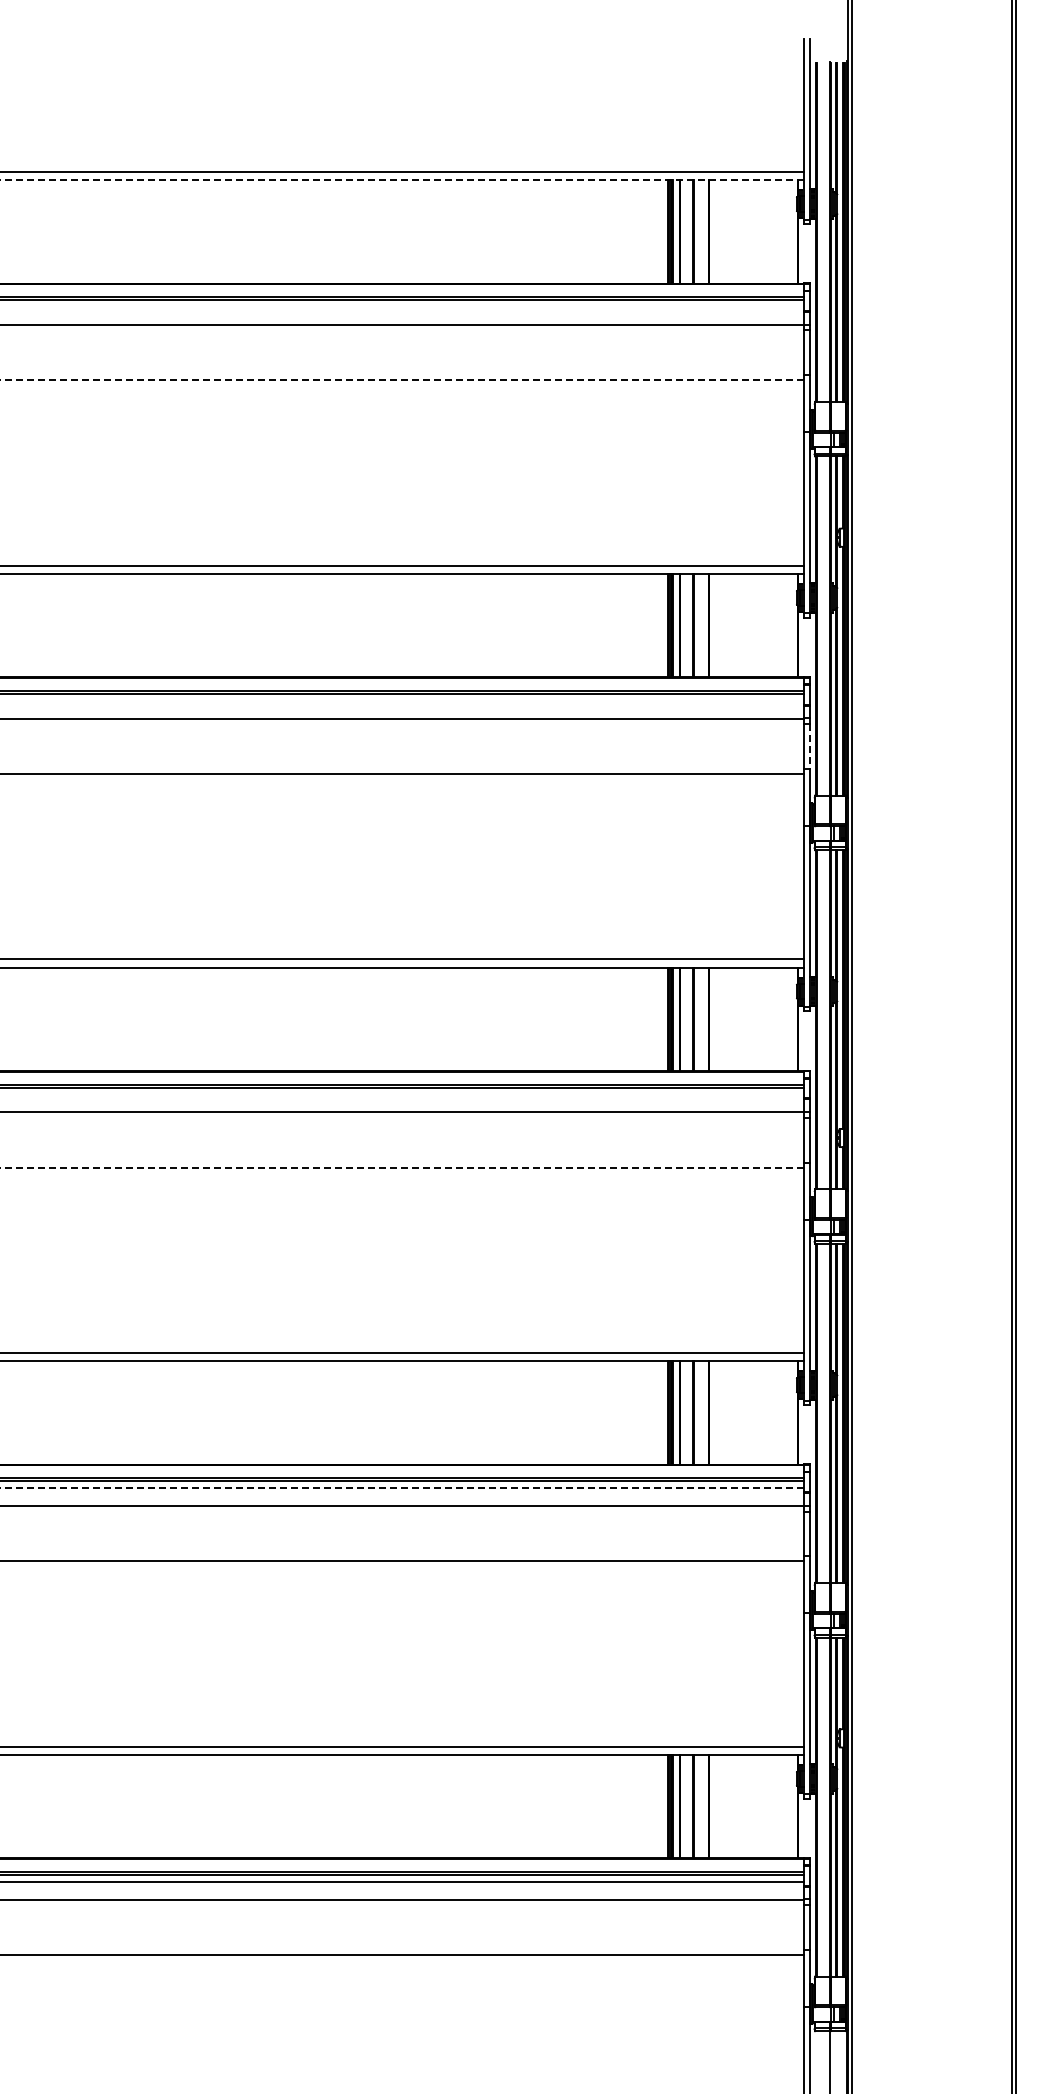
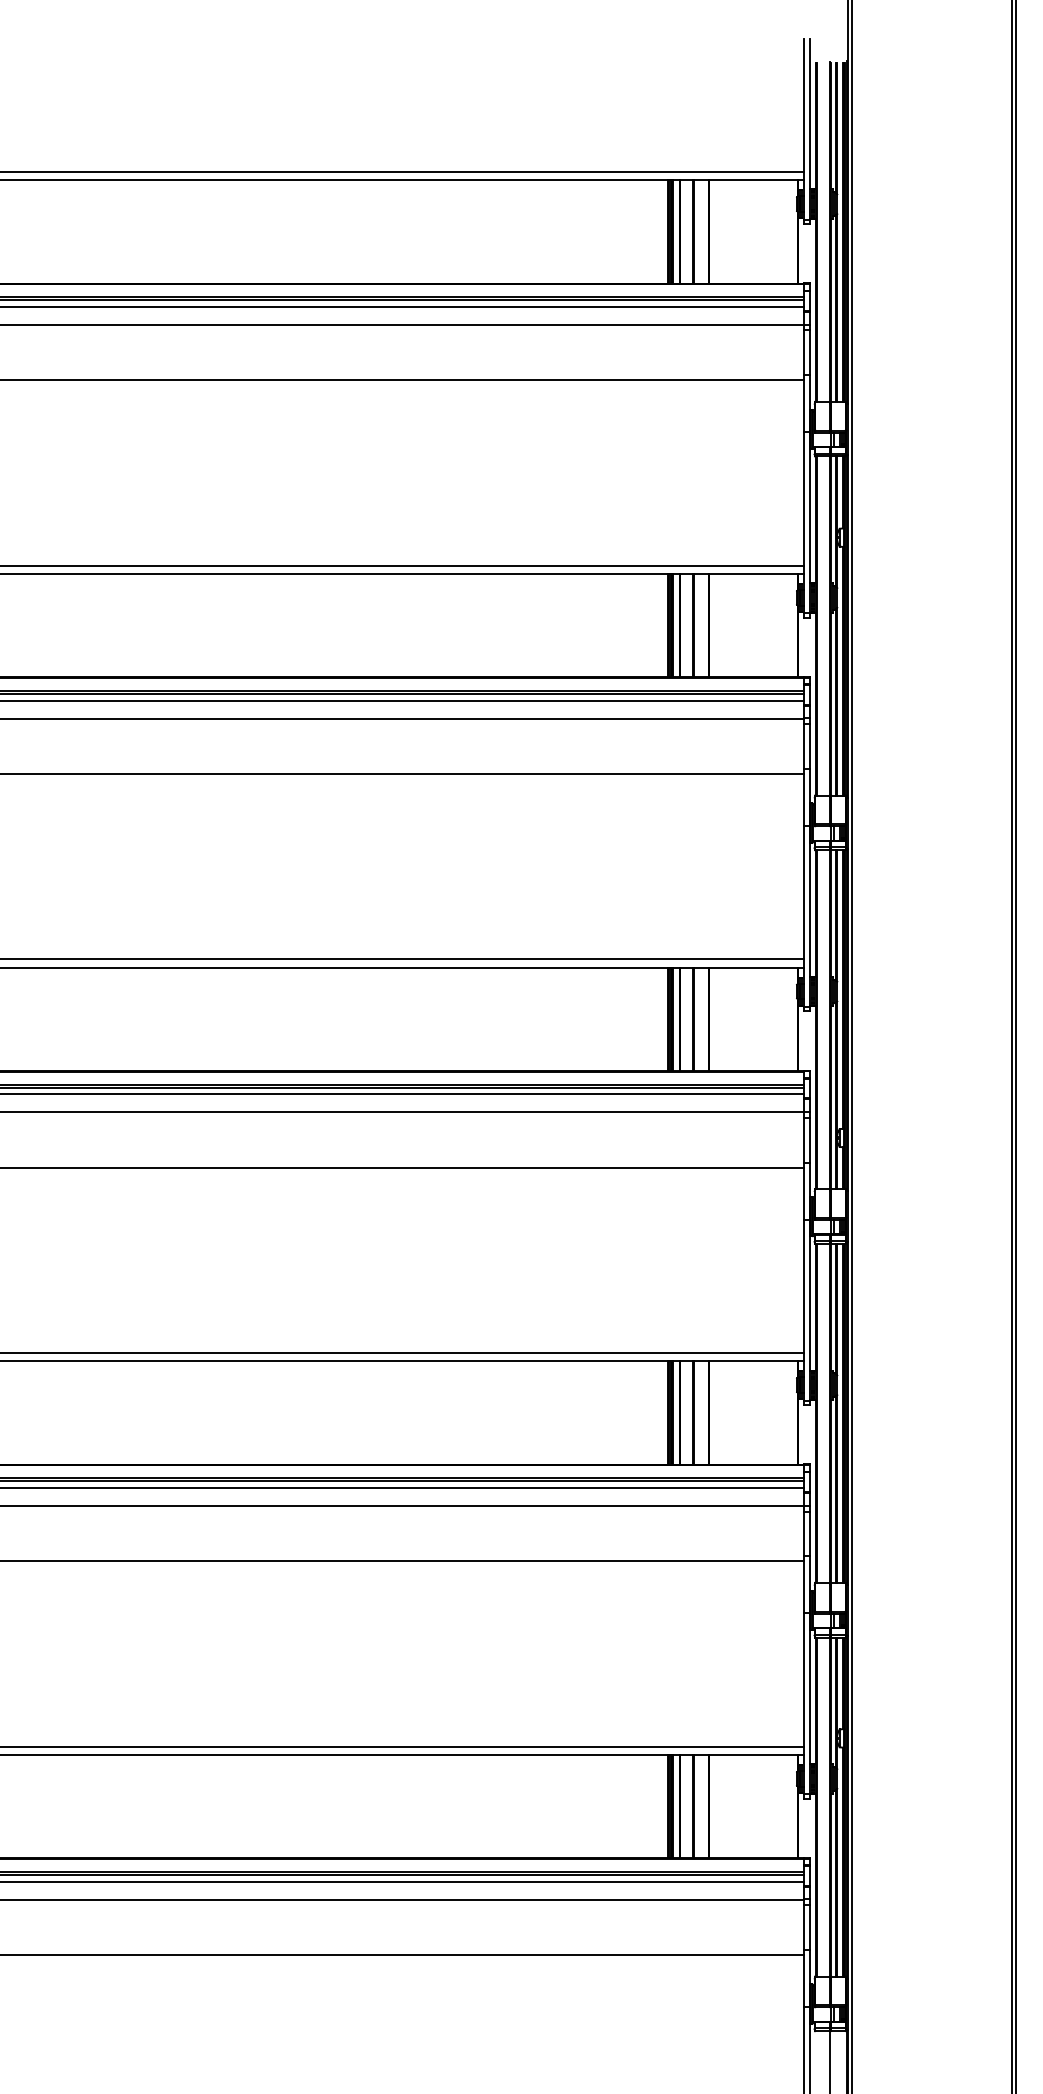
line: dashed -> solid (402, 180)
line: none -> present (402, 306)
line: dashed -> solid (402, 380)
line: none -> present (402, 700)
line: dashed -> solid (809, 747)
line: none -> present (402, 1094)
line: dashed -> solid (402, 1167)
line: dashed -> solid (402, 1487)
